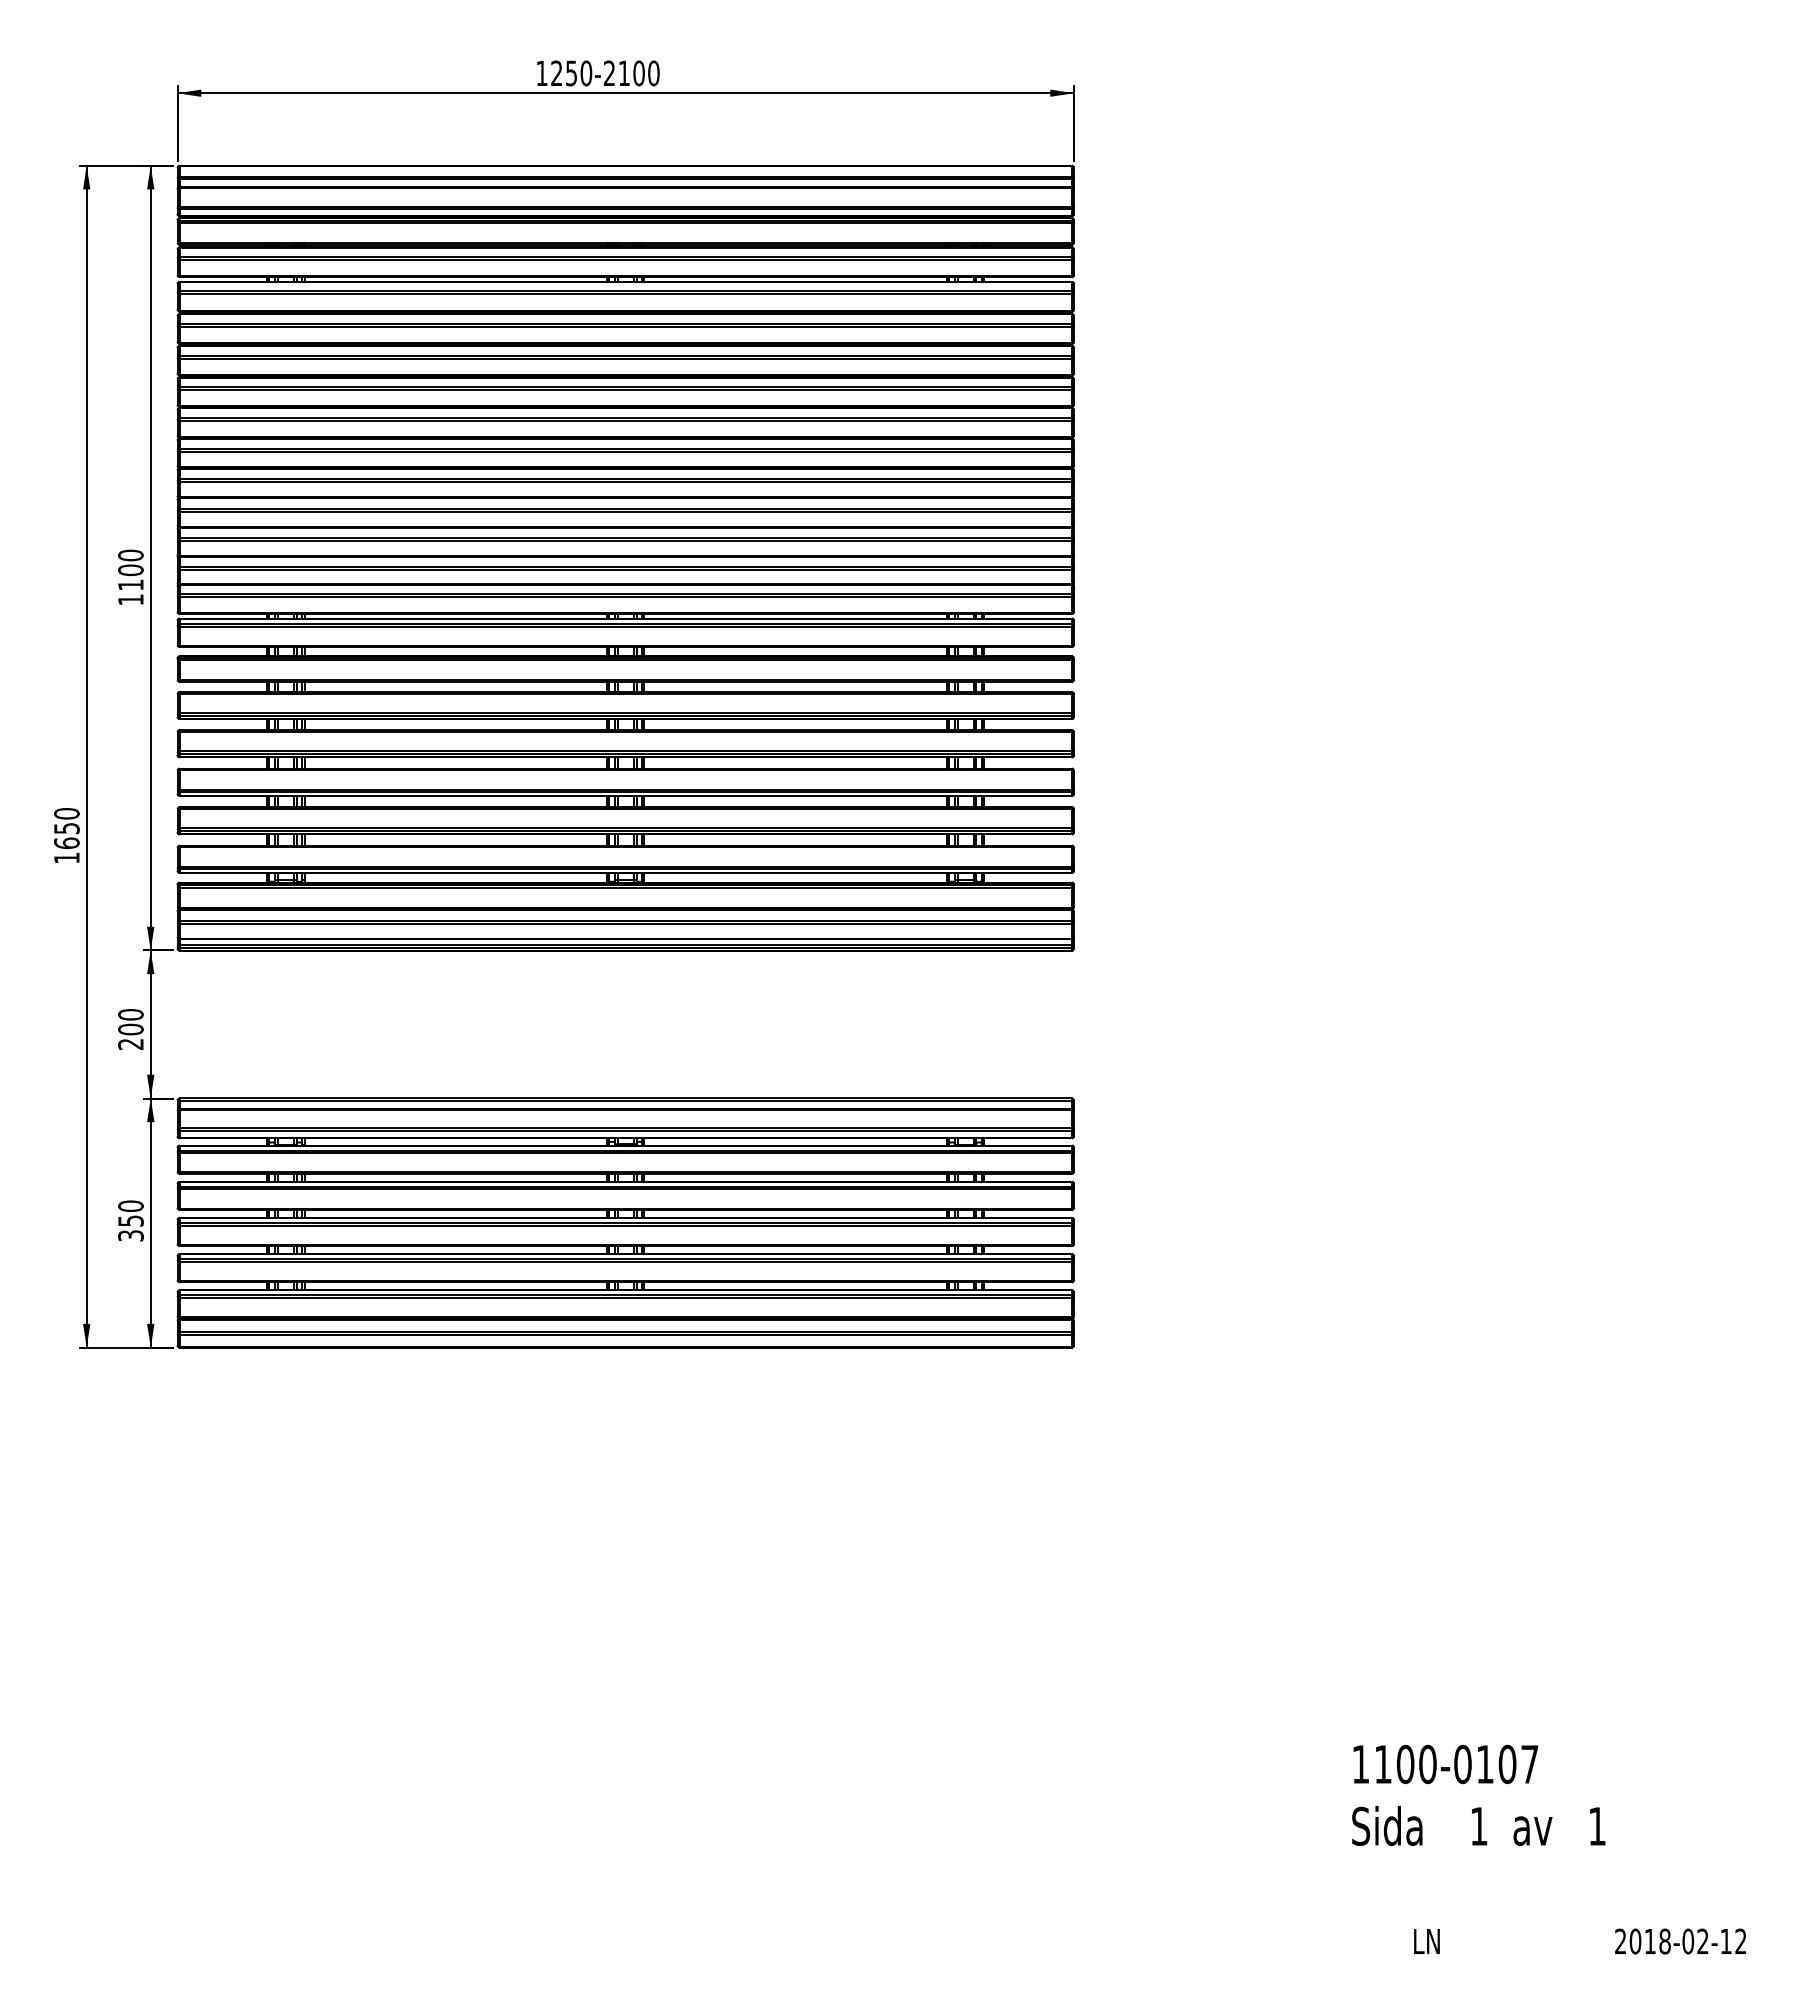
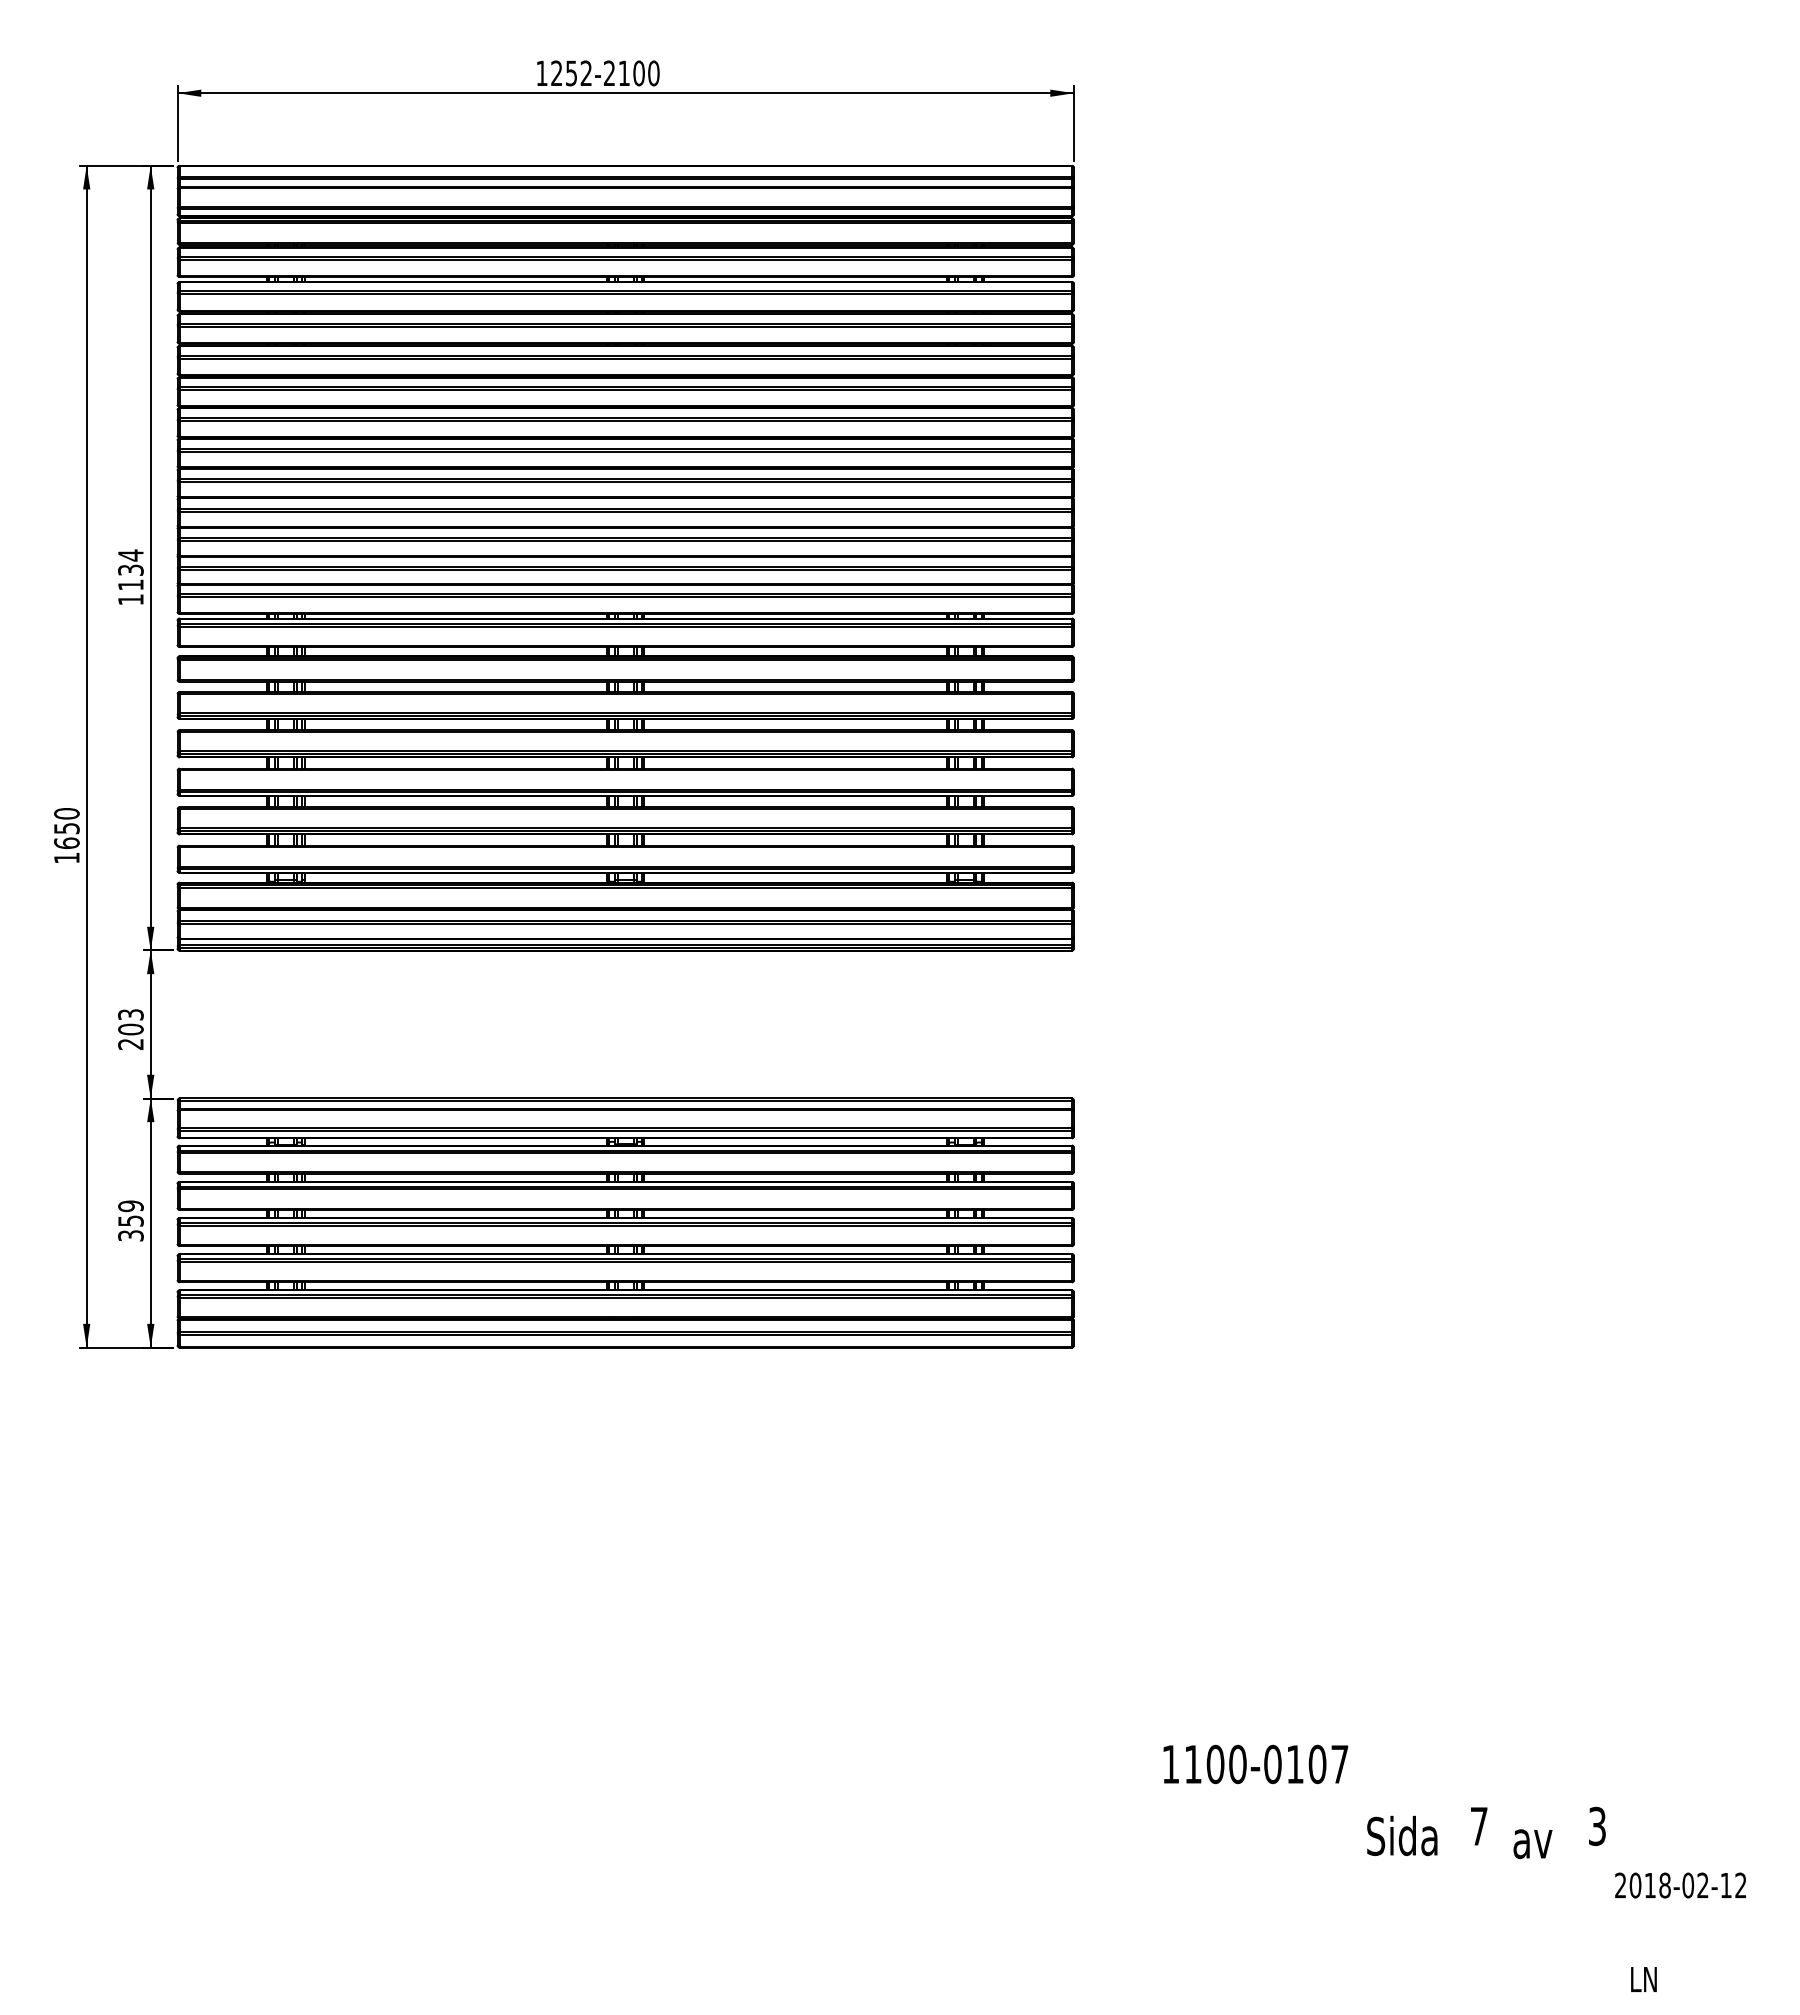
text: 1250-2100 -> 1252-2100 (586, 73)
text: 1100 -> 1134 (130, 562)
text: 200 -> 203 (130, 1014)
text: 350 -> 359 (130, 1206)
text position: (1445, 1764) -> (1255, 1764) (1255, 1764)
text position: (1387, 1825) -> (1402, 1835) (1402, 1835)
text: 1 -> 7 (1479, 1826)
text: 1 -> 3 (1597, 1826)
text position: (1532, 1830) -> (1532, 1843) (1532, 1843)
text position: (1426, 1941) -> (1643, 1979) (1643, 1979)
text position: (1680, 1941) -> (1680, 1885) (1680, 1885)
